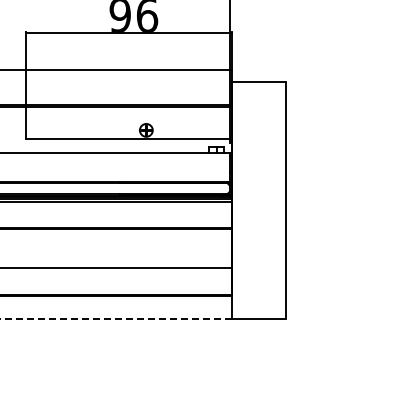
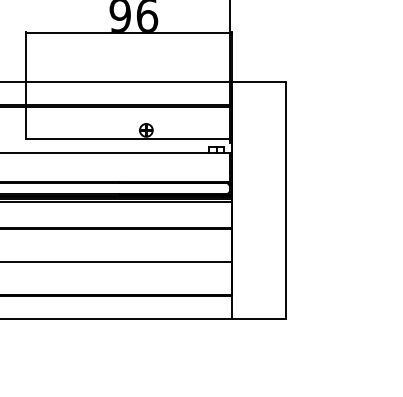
line position: (117, 70) -> (117, 82) (117, 82)
line position: (117, 268) -> (117, 262) (117, 262)
line: dashed -> solid (116, 318)
